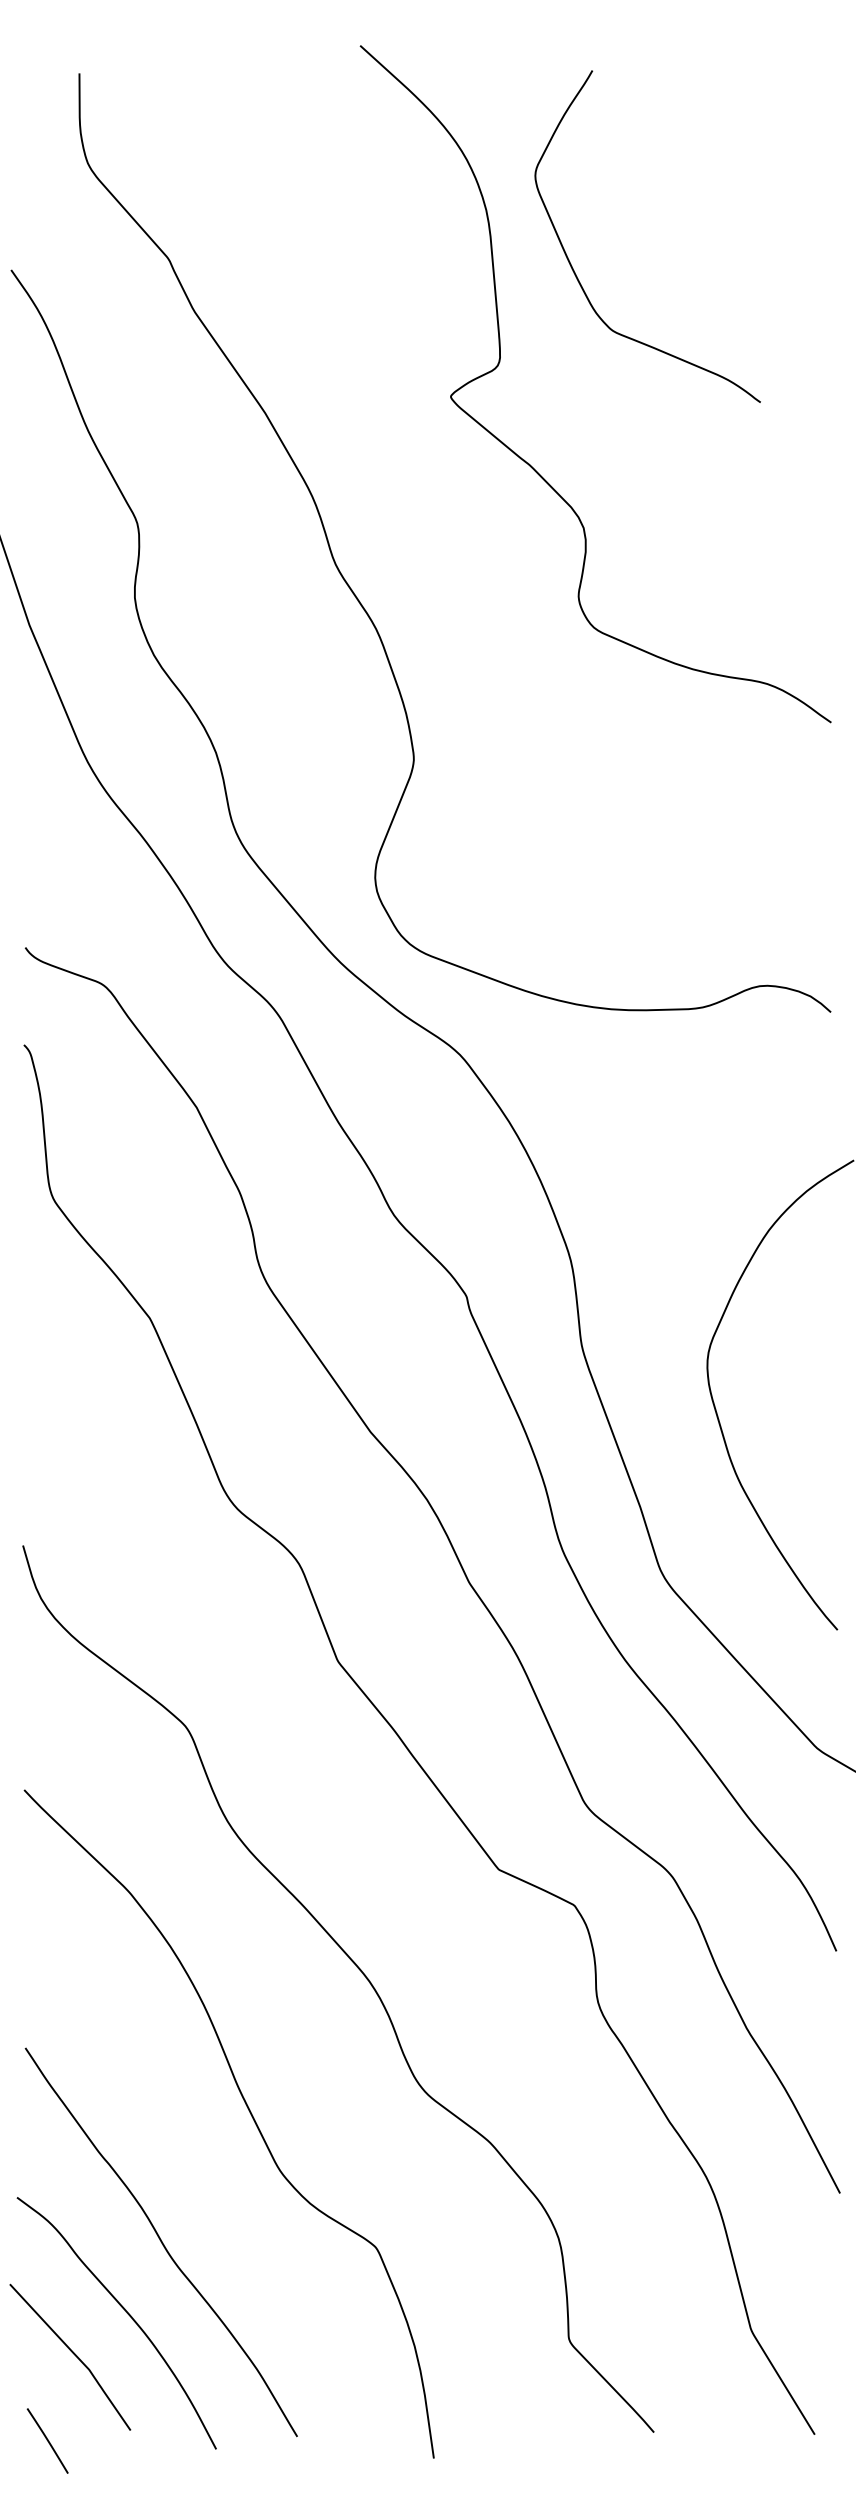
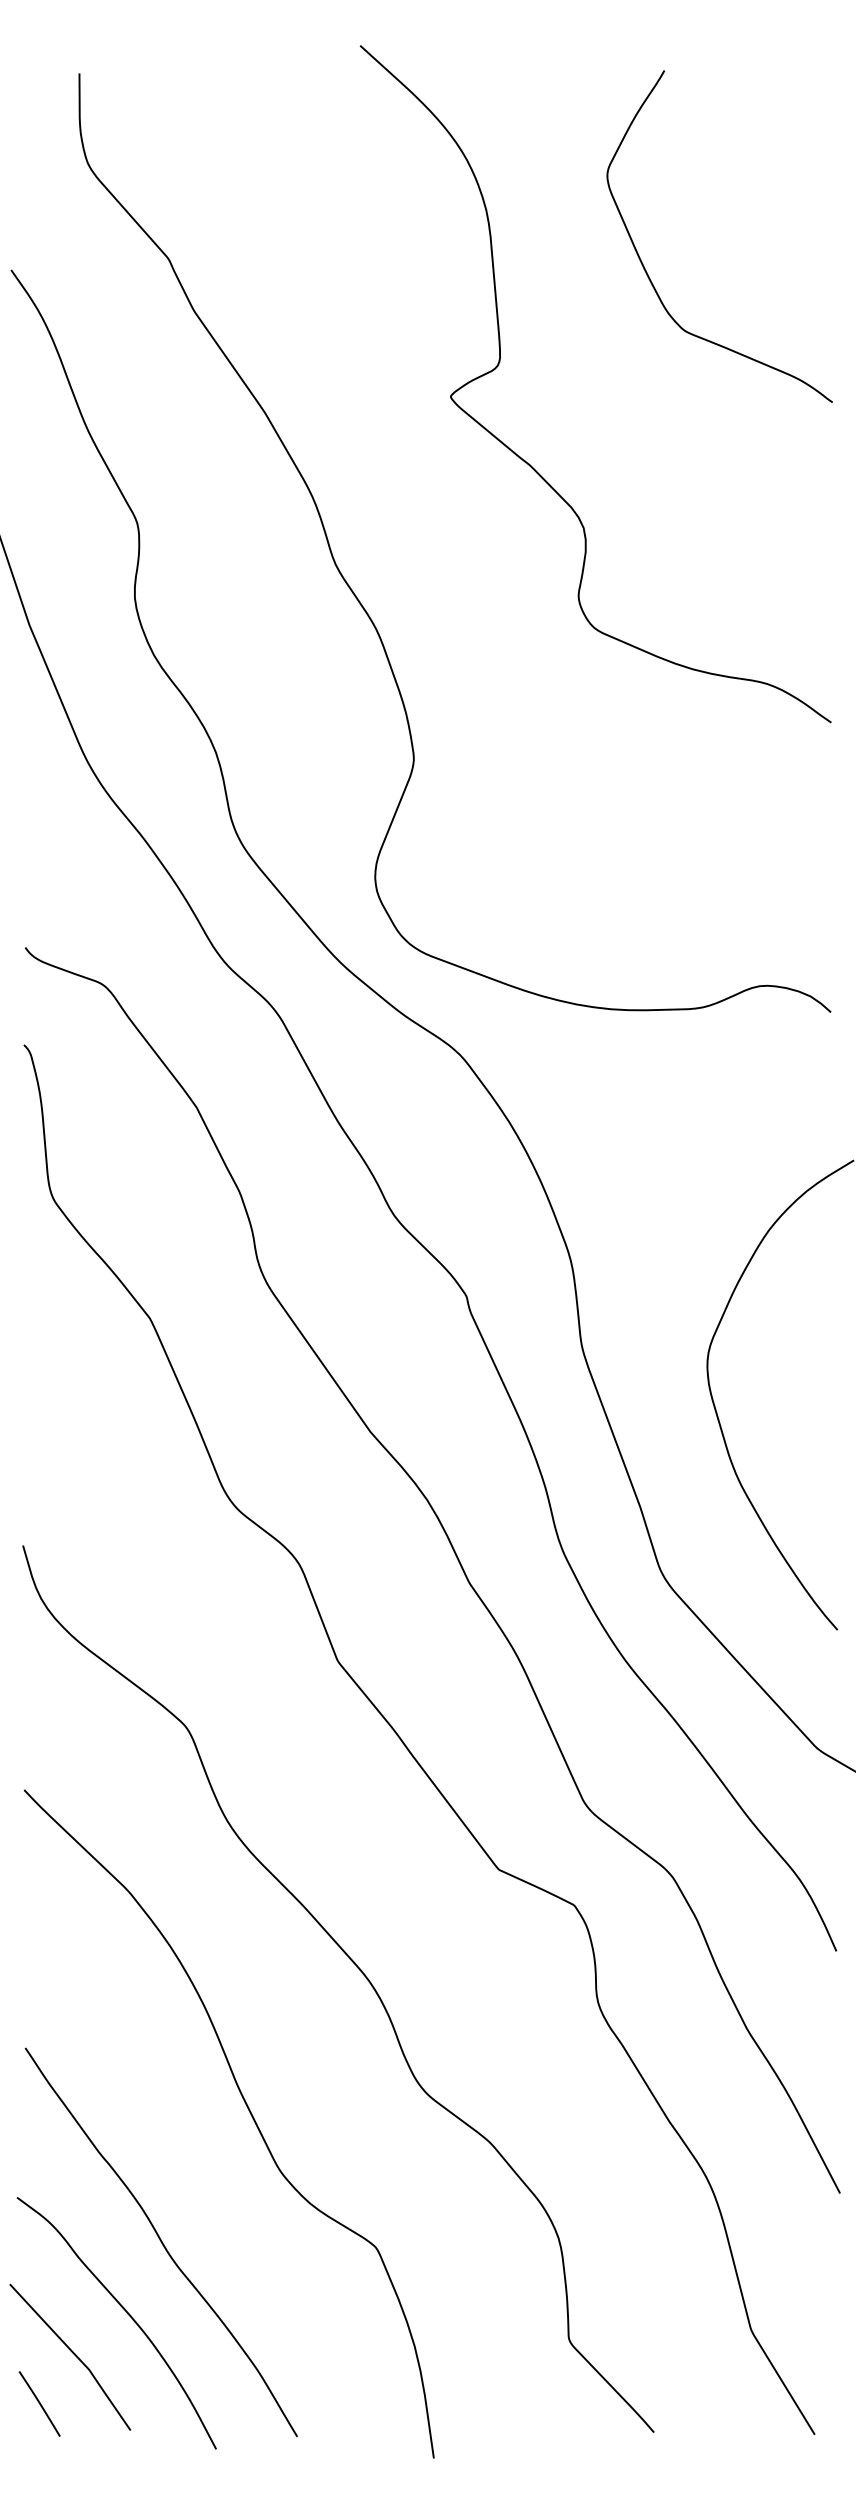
curve position: (575, 272) -> (647, 272) (647, 272)
line position: (47, 2440) -> (39, 2403) (39, 2403)
